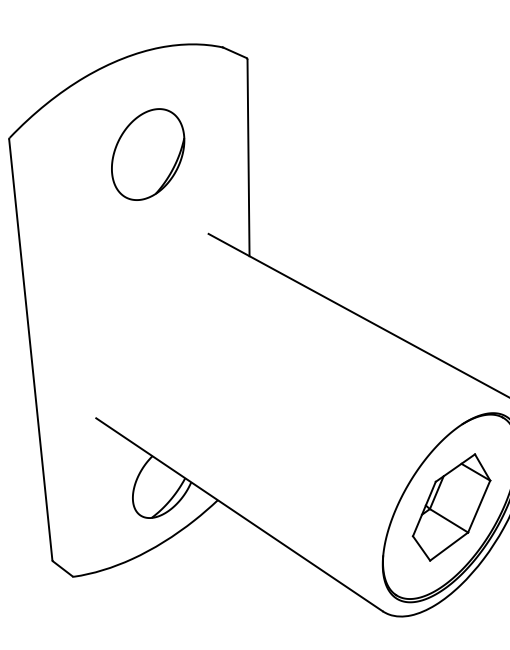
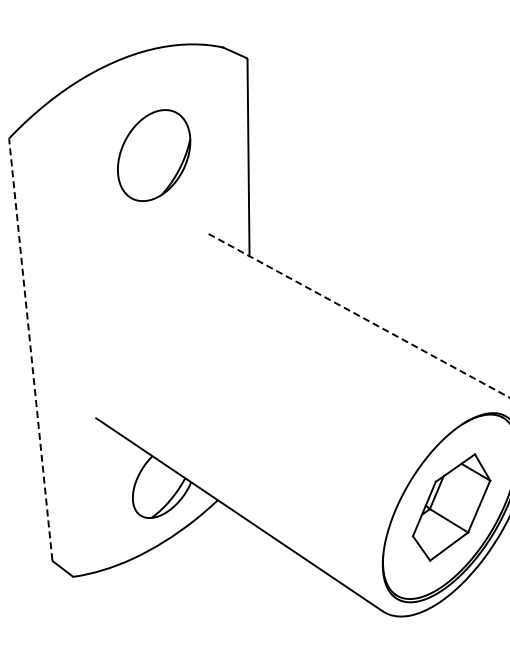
part position: (148, 154) -> (154, 155) (154, 155)
line: solid -> dashed (359, 316)
line: solid -> dashed (30, 349)
